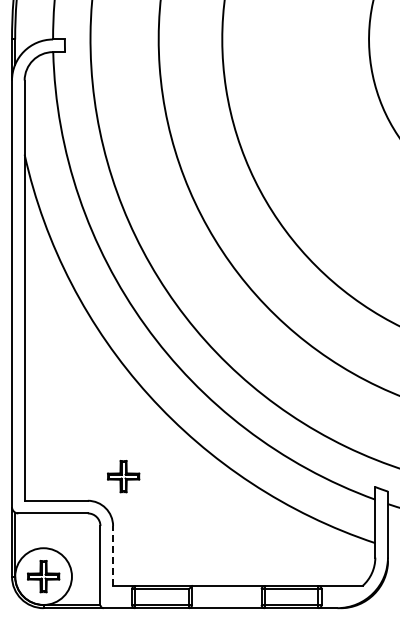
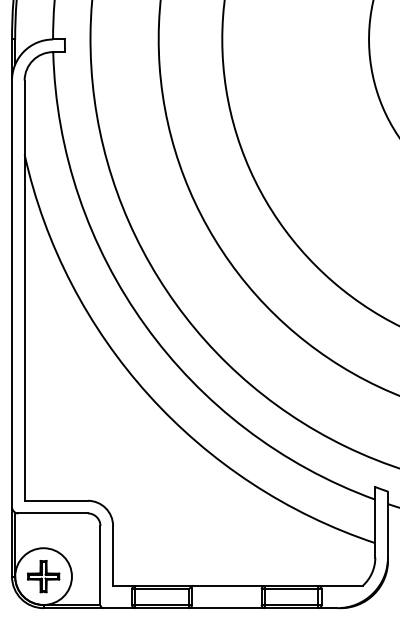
part: present -> none (123, 476)
line: dashed -> solid (113, 555)
